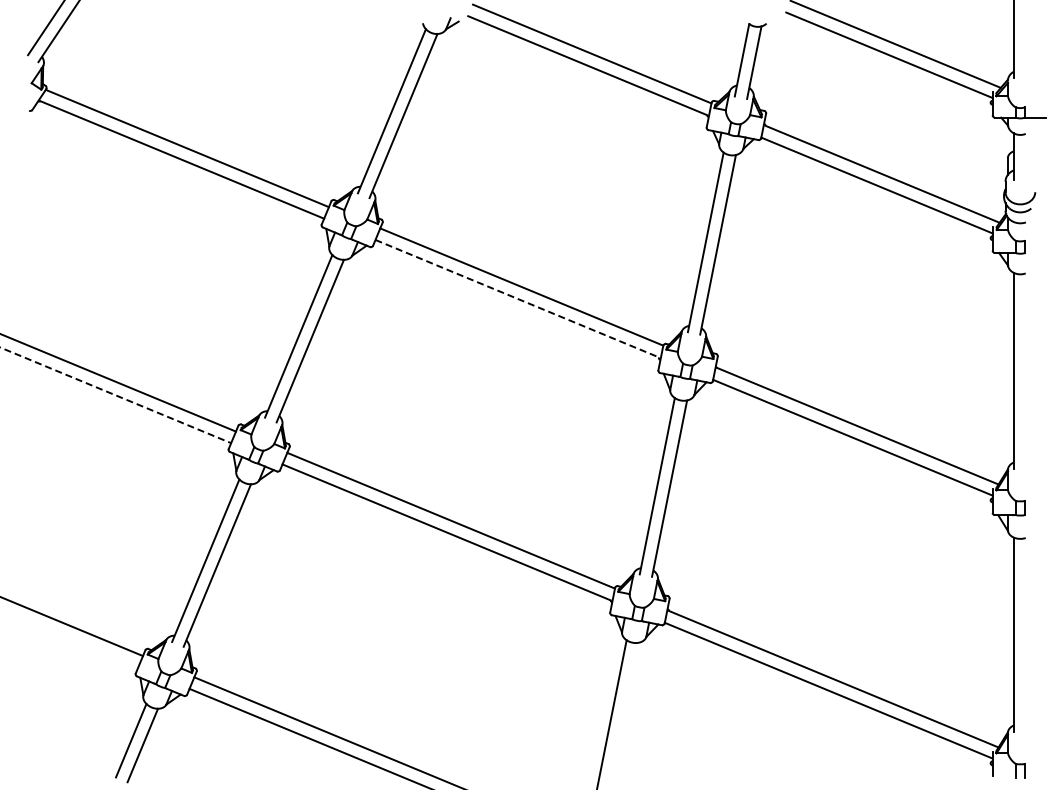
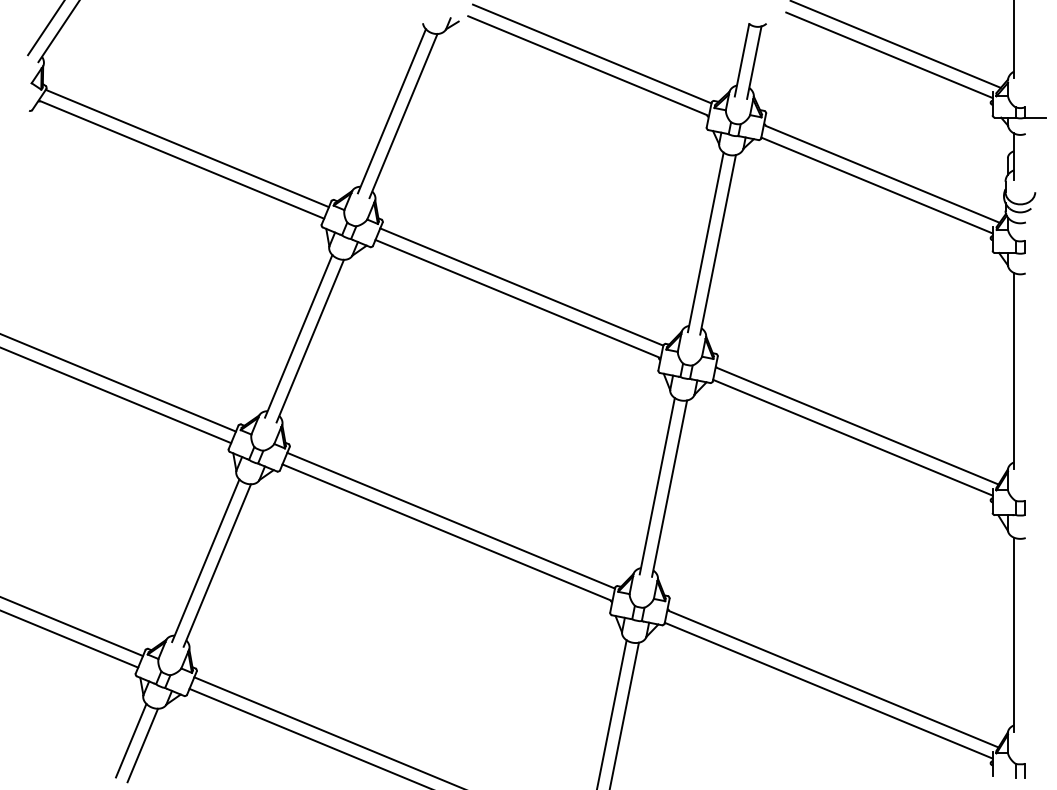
line: dashed -> solid (517, 298)
line: dashed -> solid (115, 395)
line: none -> present (70, 639)
line: none -> present (624, 714)
